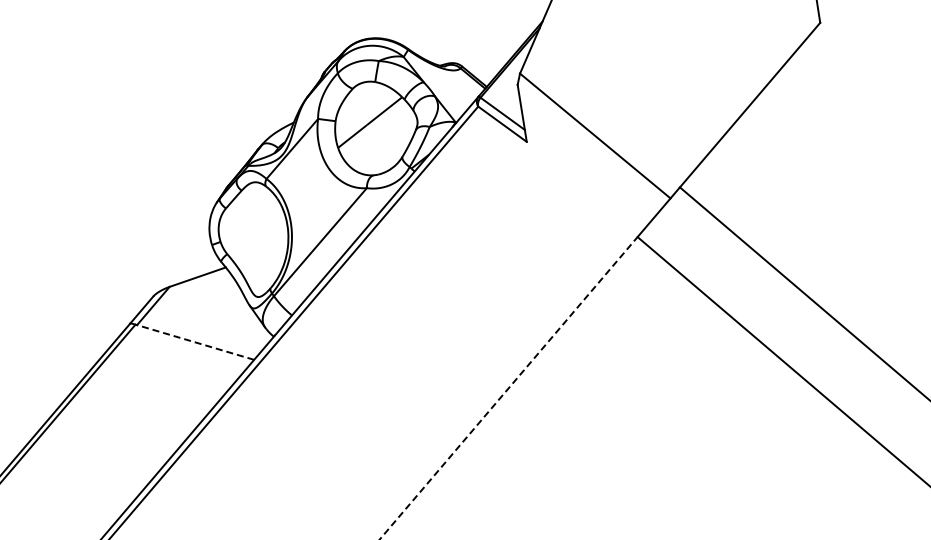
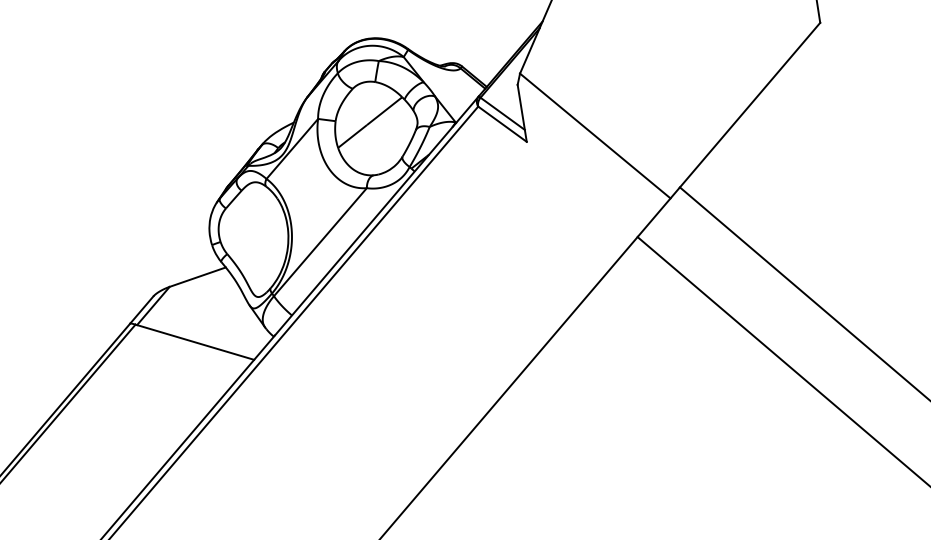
line: dashed -> solid (194, 342)
line: dashed -> solid (508, 388)
